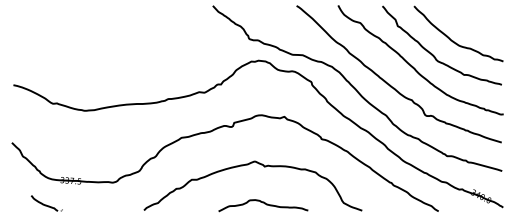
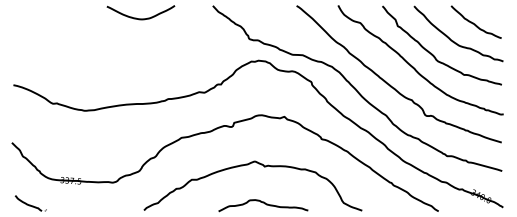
curve: none -> present (140, 18)
curve: none -> present (475, 23)
part position: (46, 203) -> (30, 203) (30, 203)
